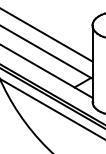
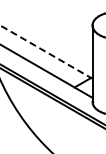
line: present -> none (47, 35)
line: solid -> dashed (46, 52)
line: present -> none (52, 109)
